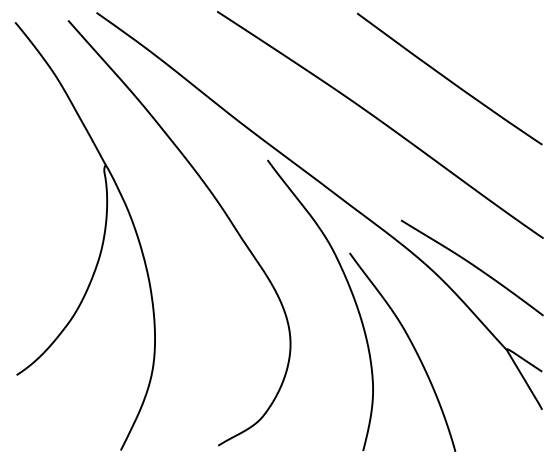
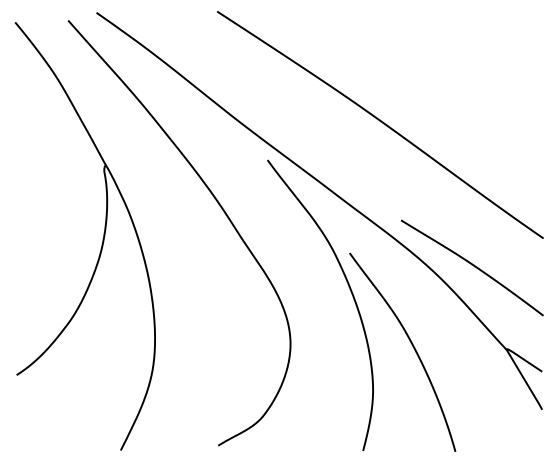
curve: present -> none (448, 78)
